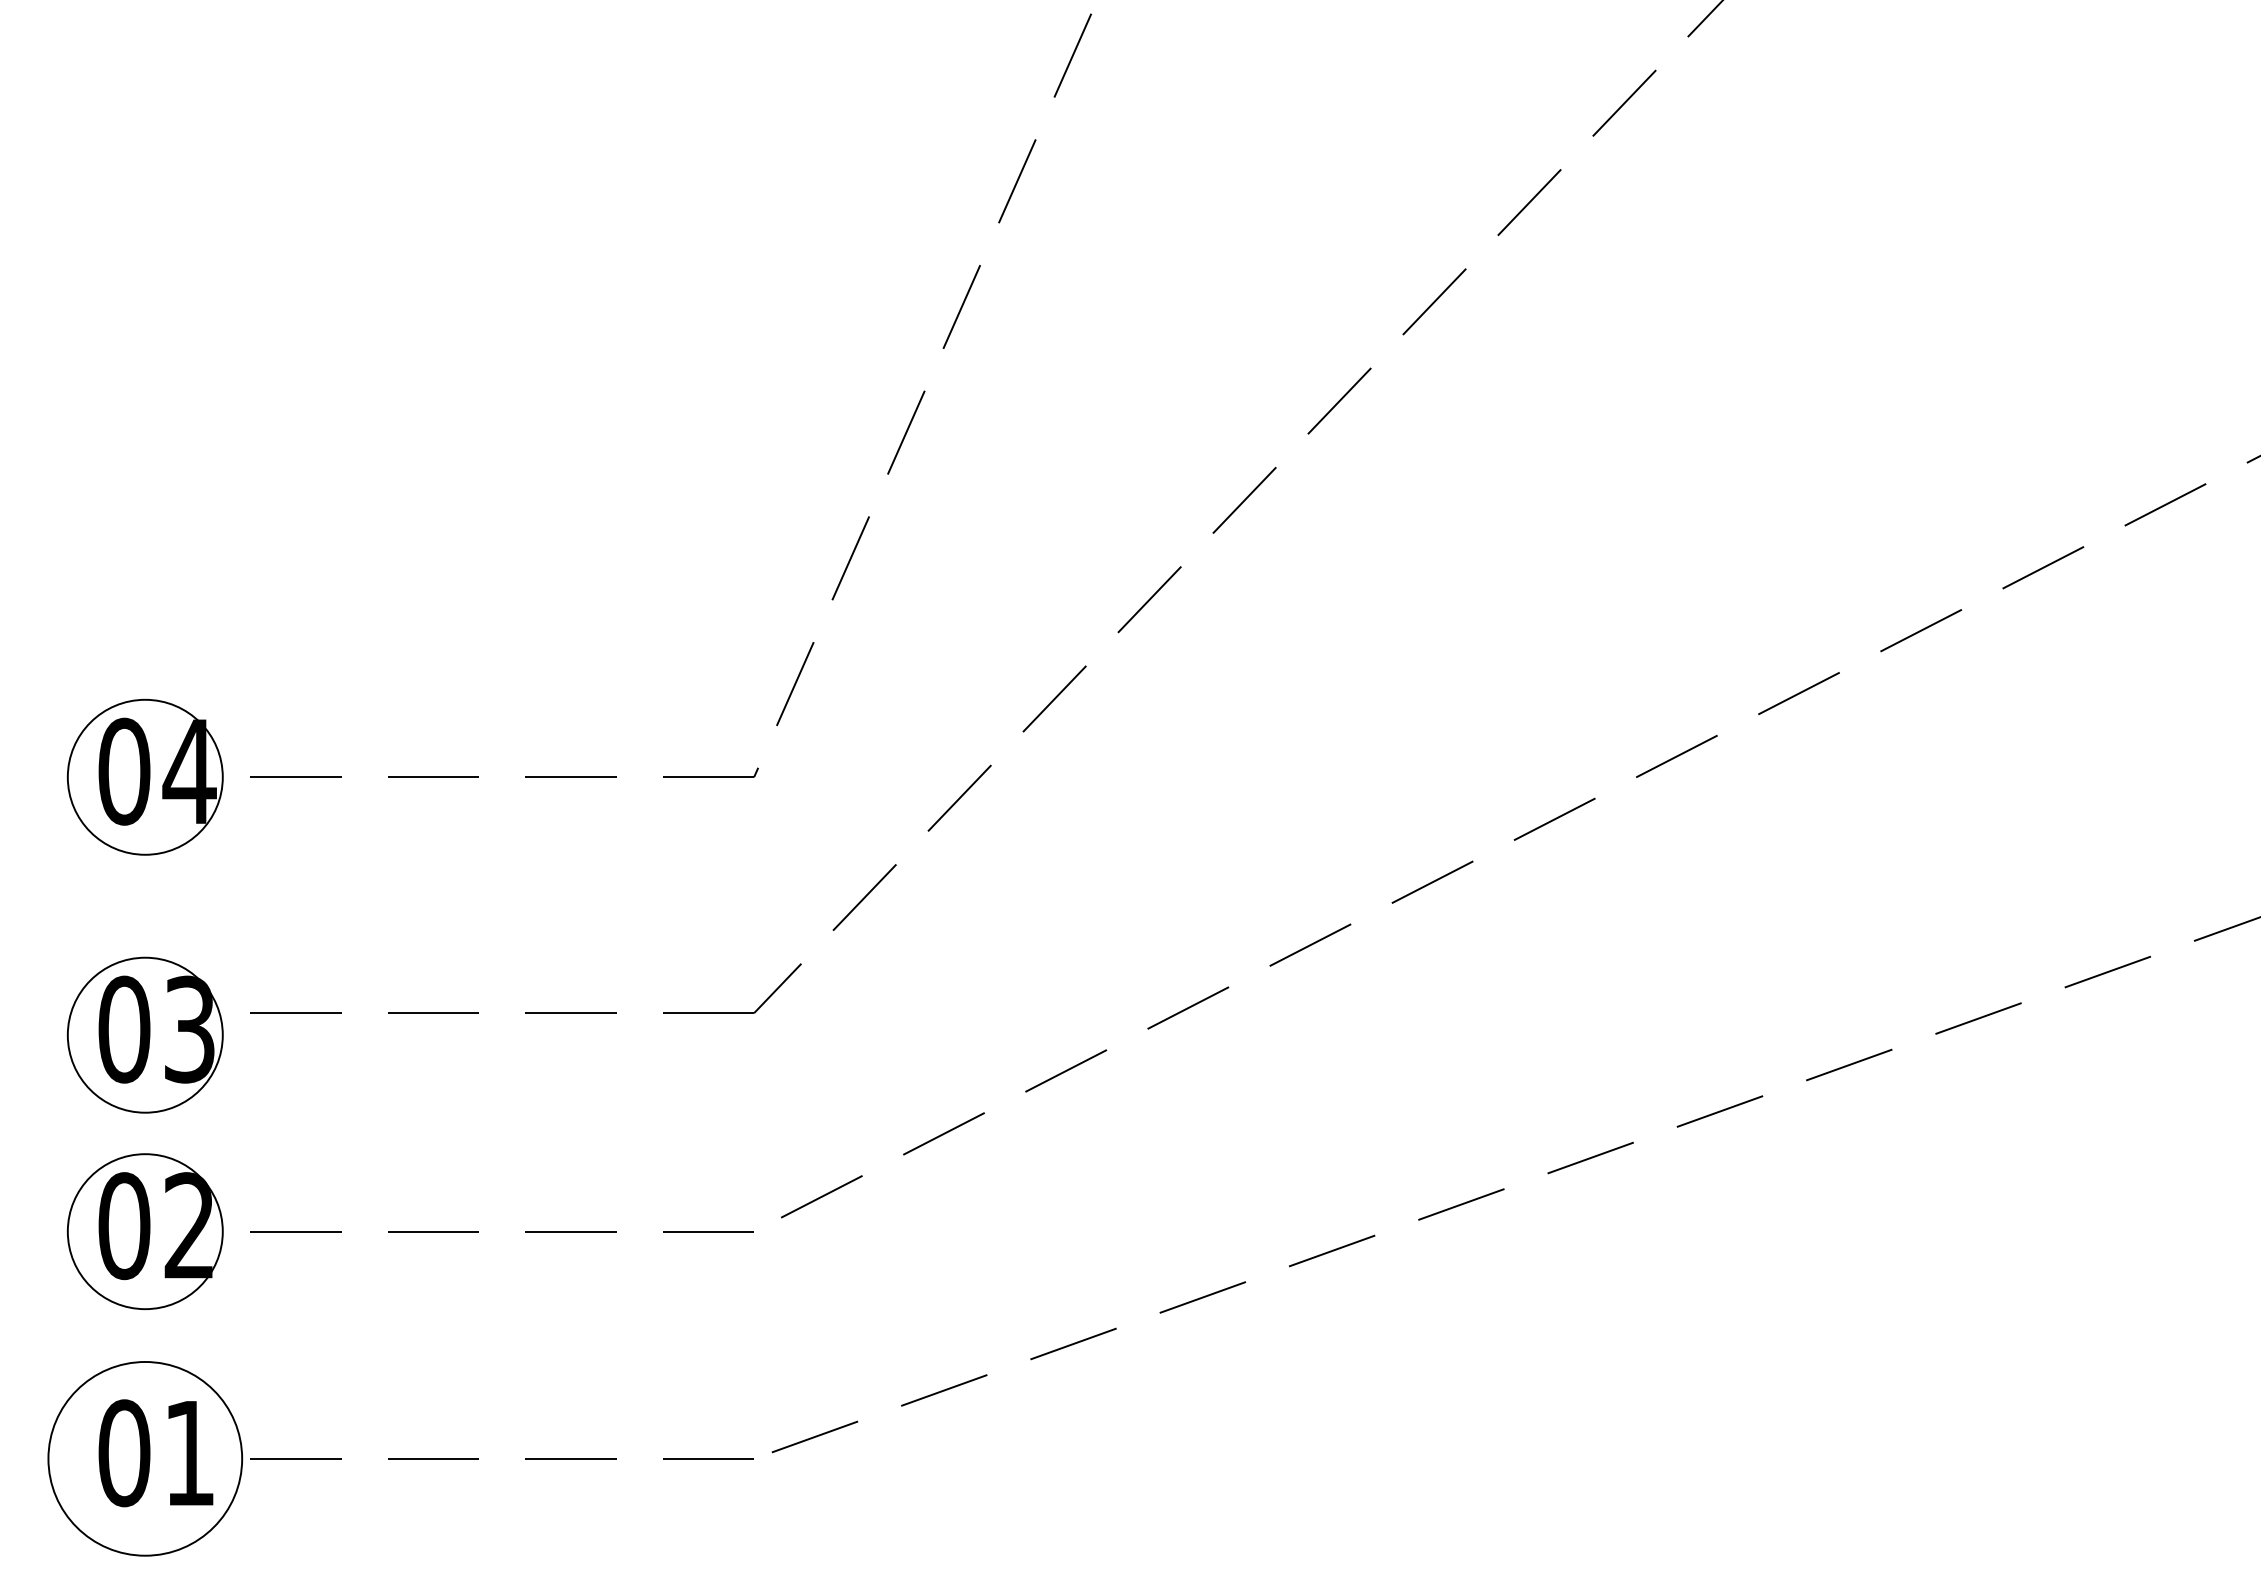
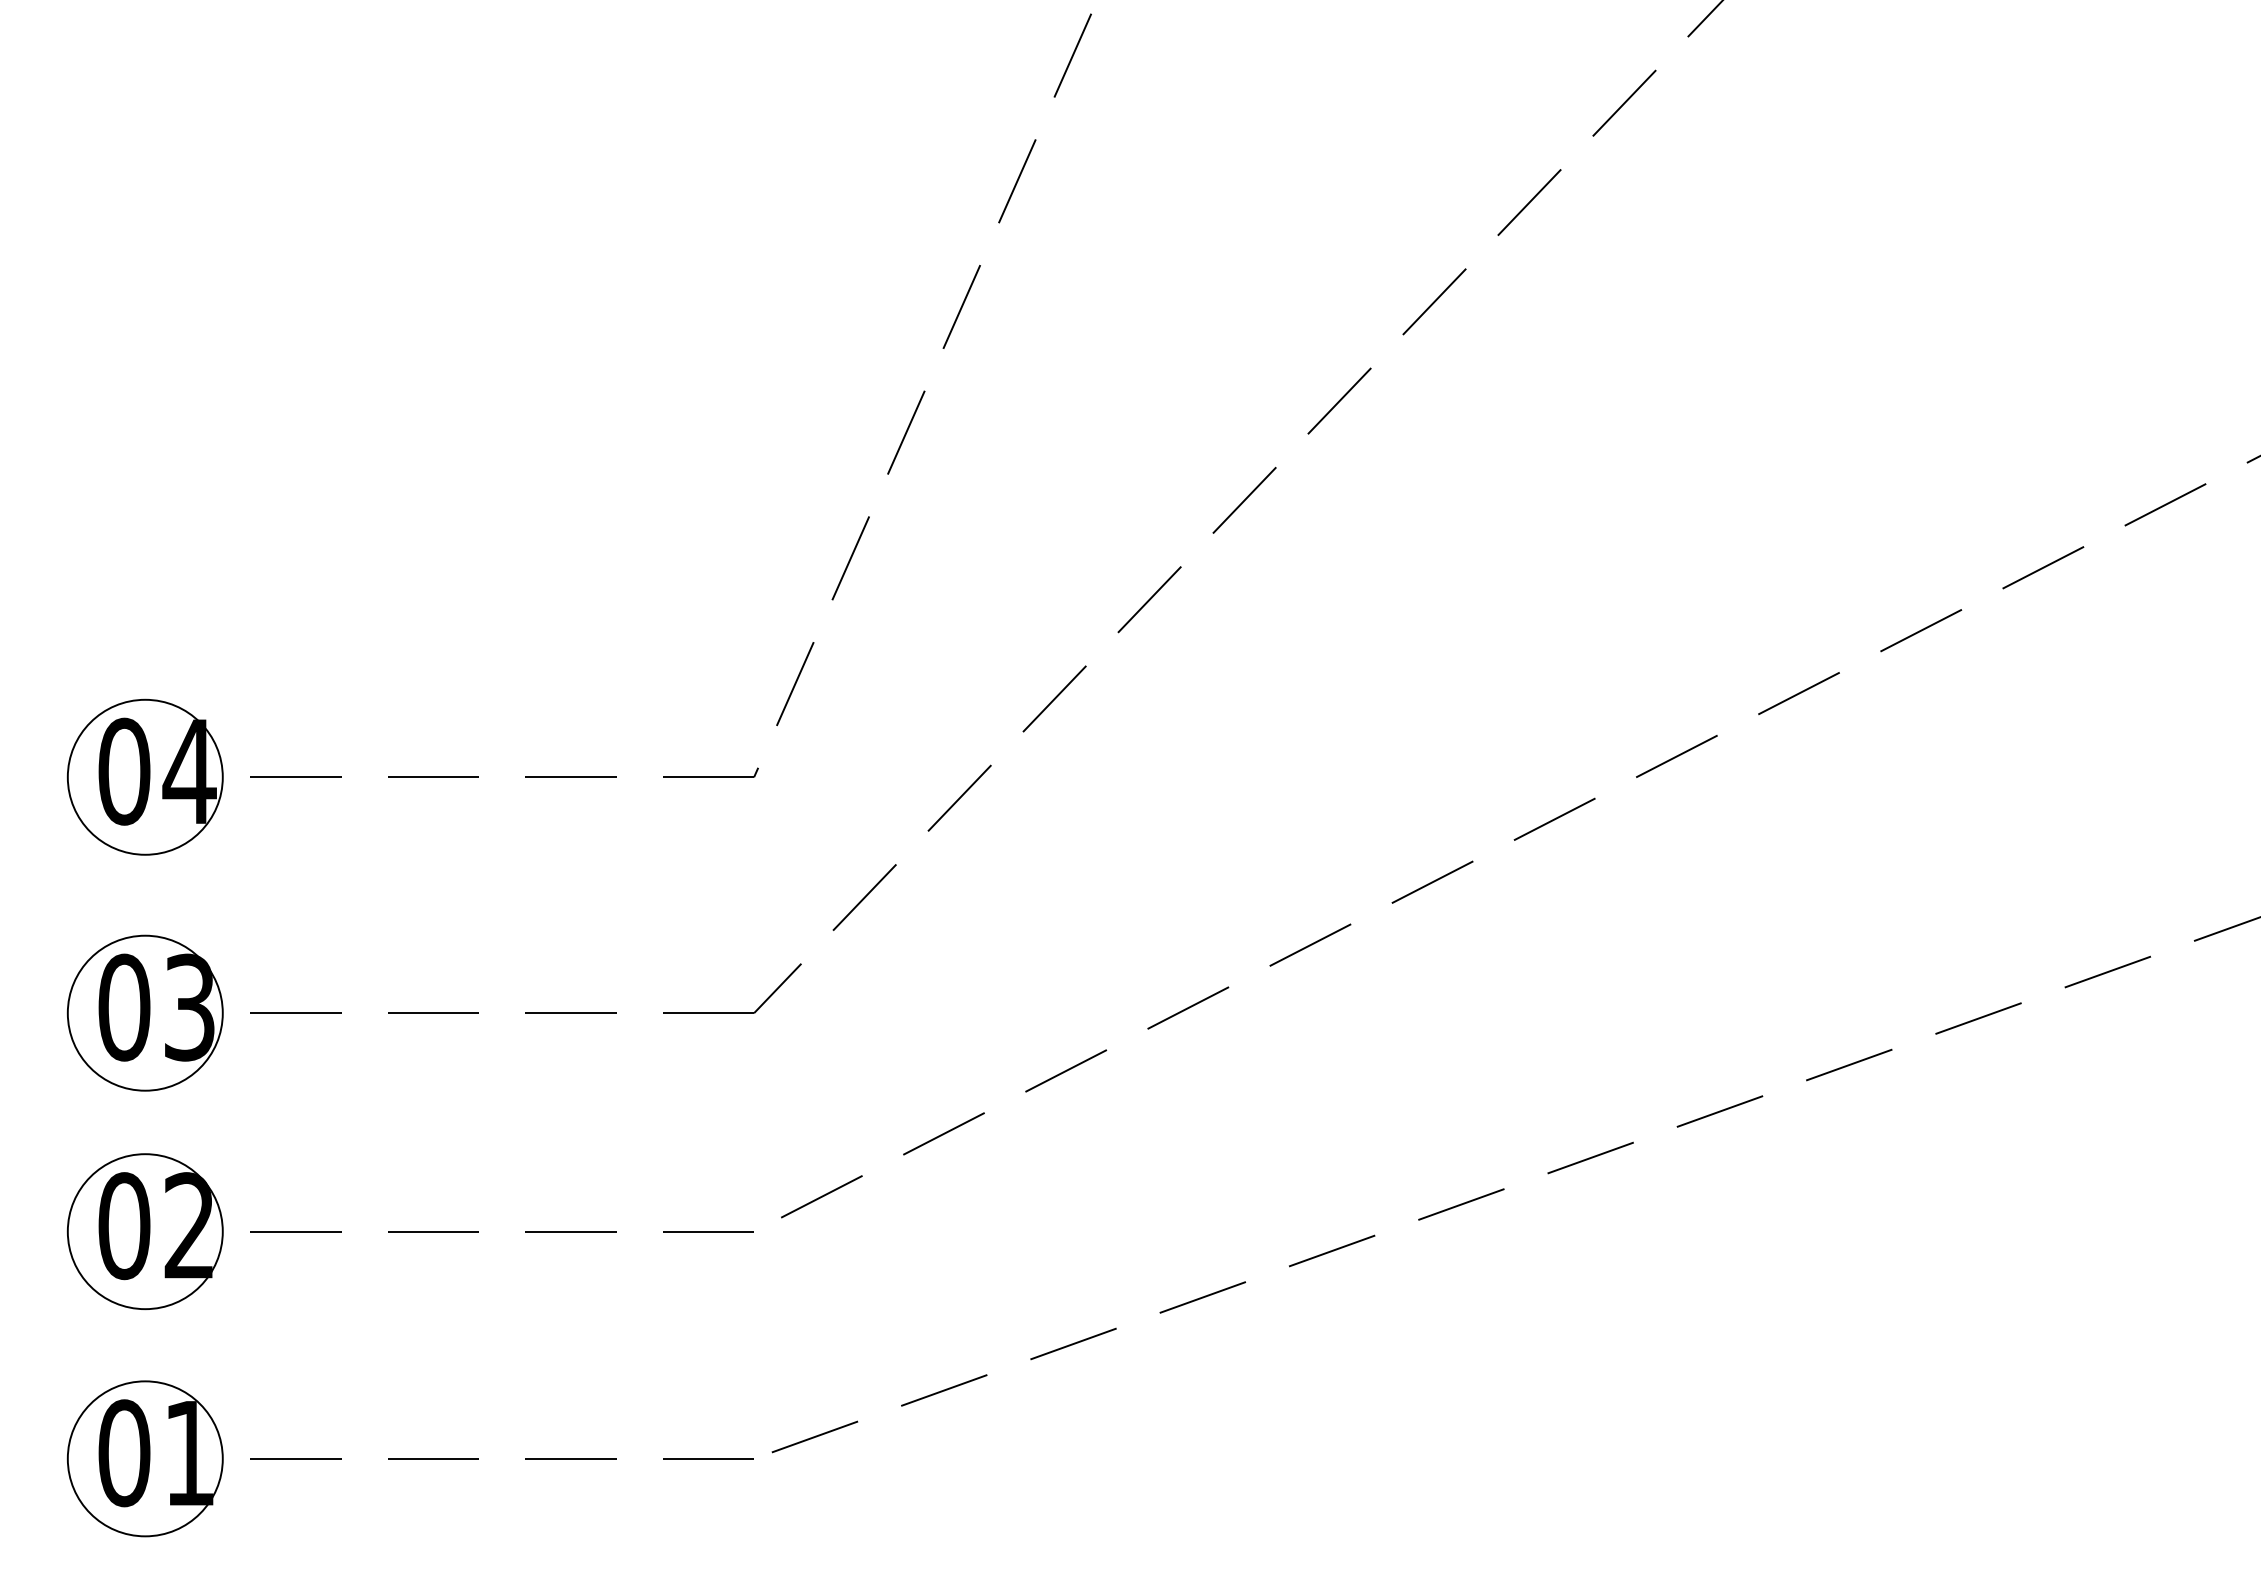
part position: (144, 1034) -> (144, 1012) (144, 1012)
circle diameter: 194 px -> 155 px (144, 1458)
